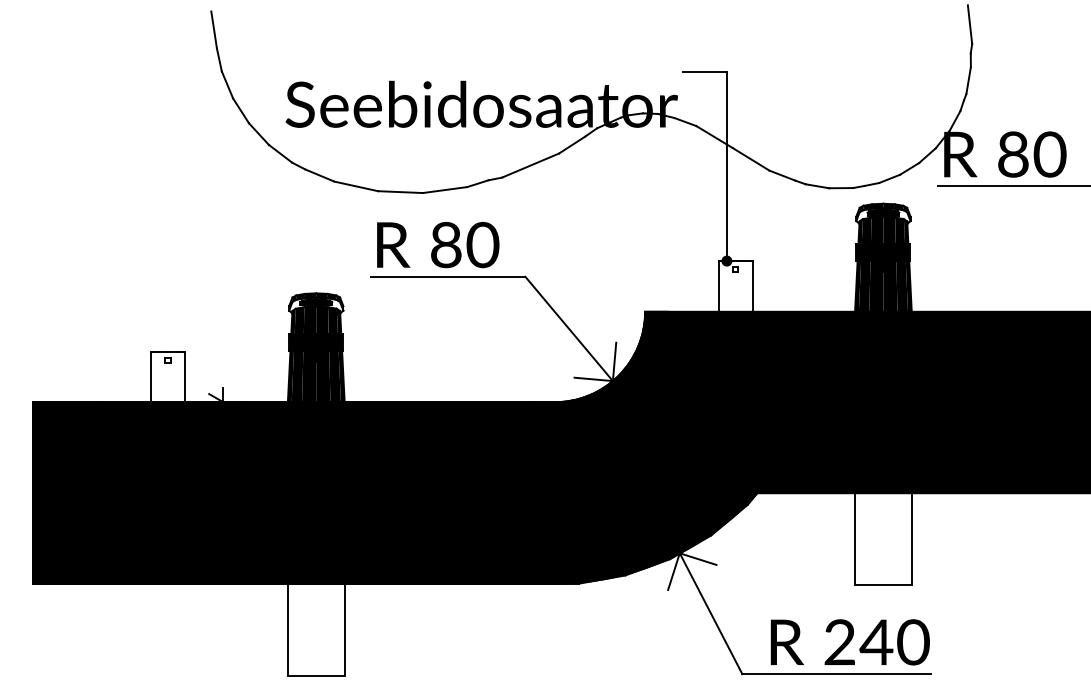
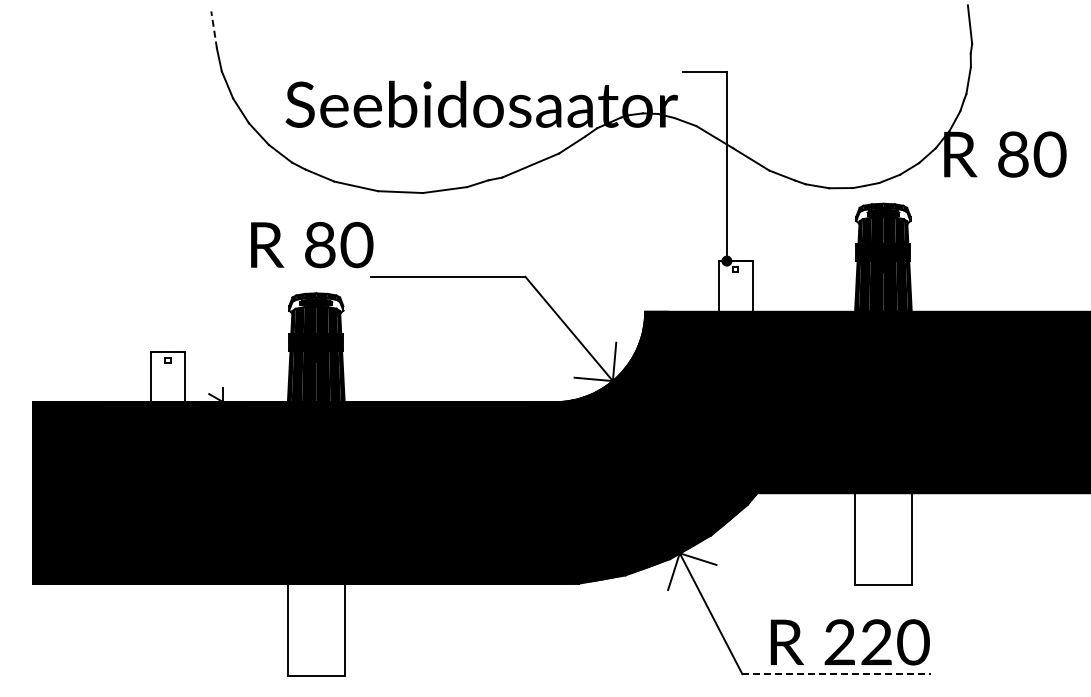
line: solid -> dashed (214, 29)
line: present -> none (1012, 186)
text position: (438, 245) -> (312, 245) (312, 245)
text: 240 -> 220 (876, 641)
line: solid -> dashed (837, 674)
